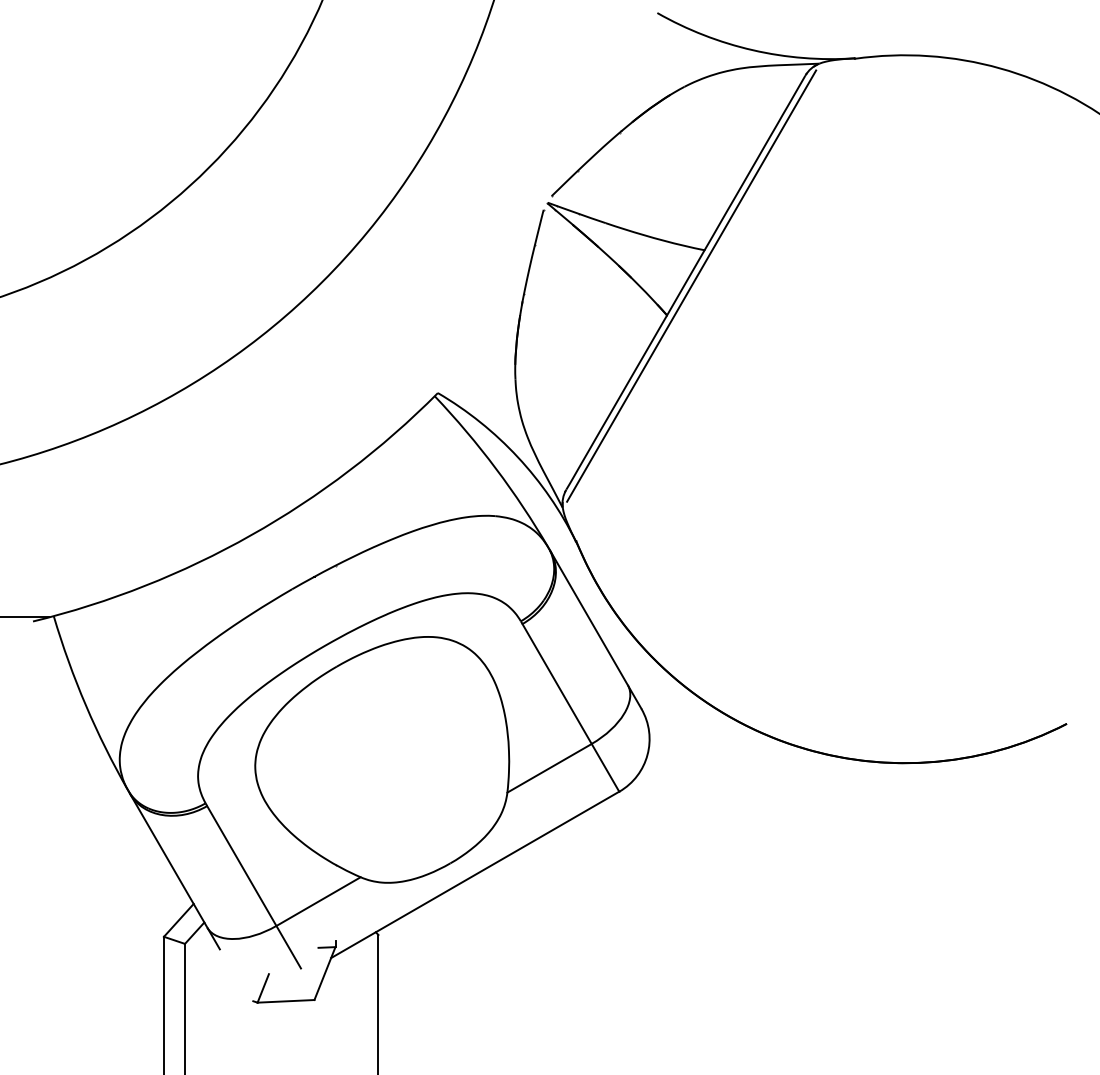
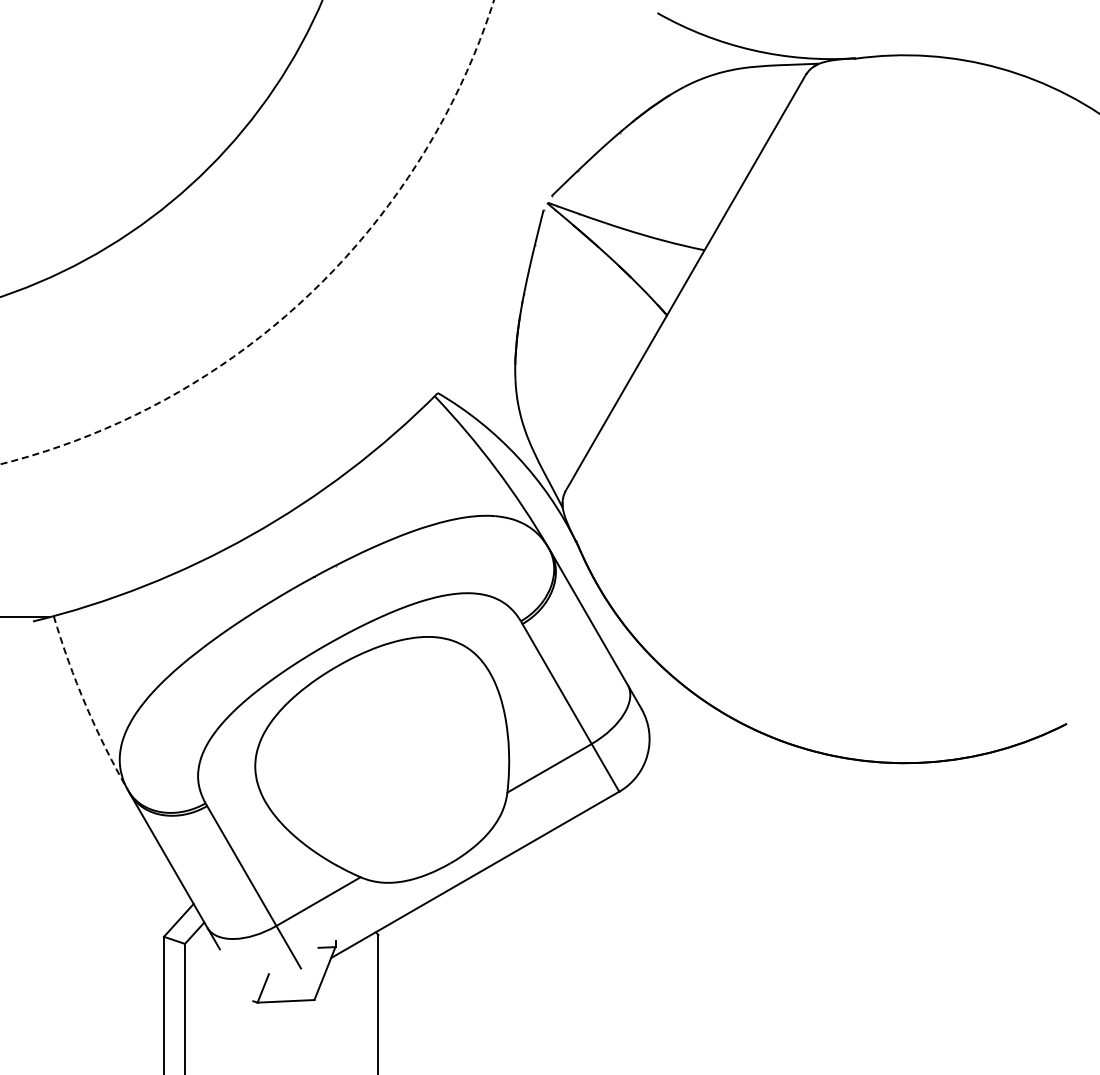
line: present -> none (691, 285)
arc: solid -> dashed (306, 297)
arc: solid -> dashed (85, 705)
